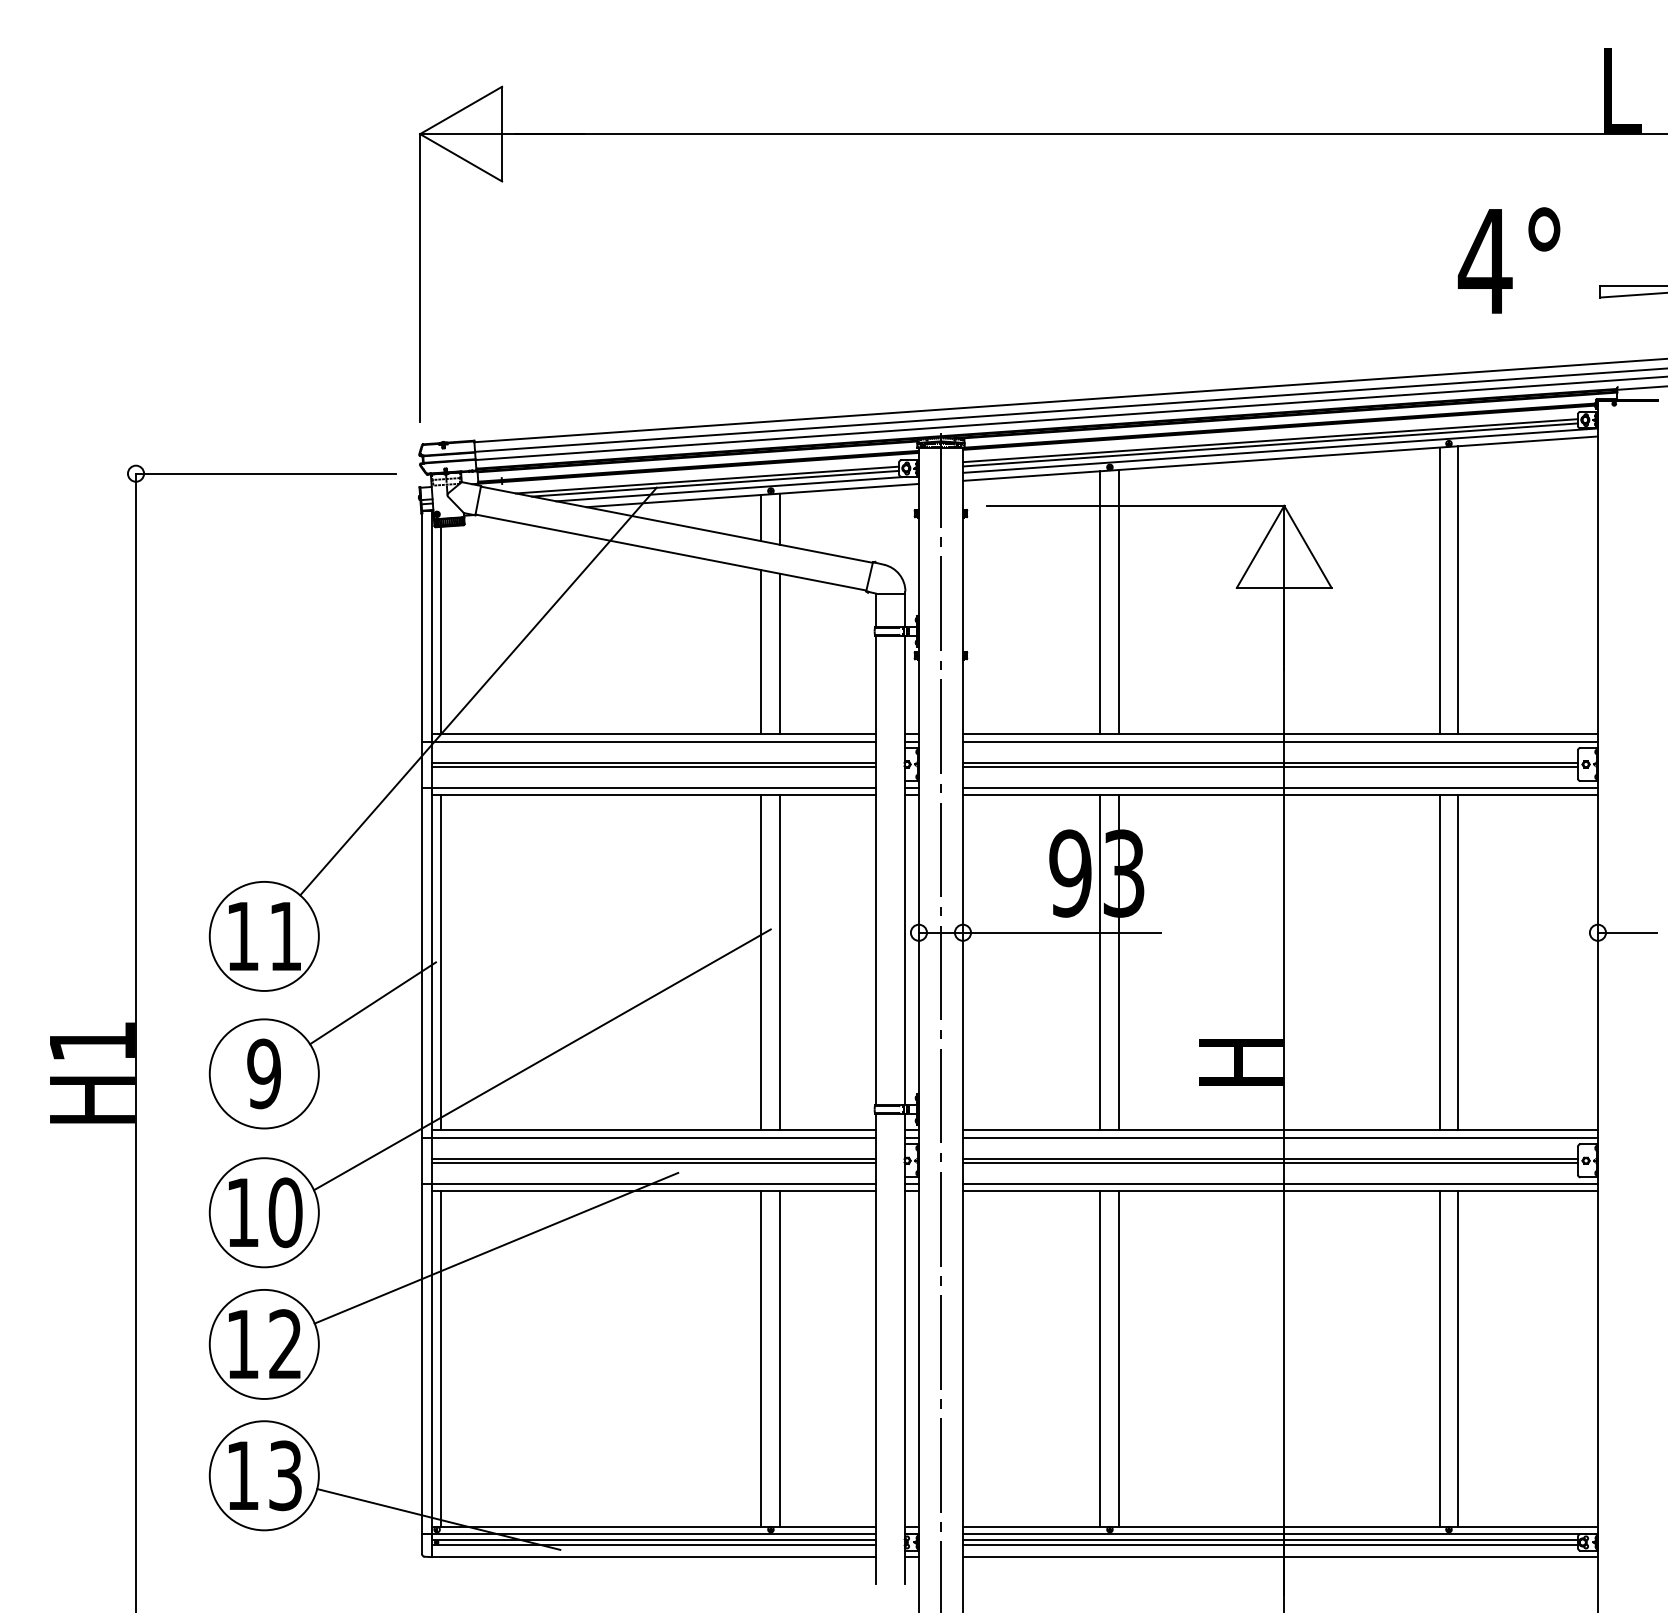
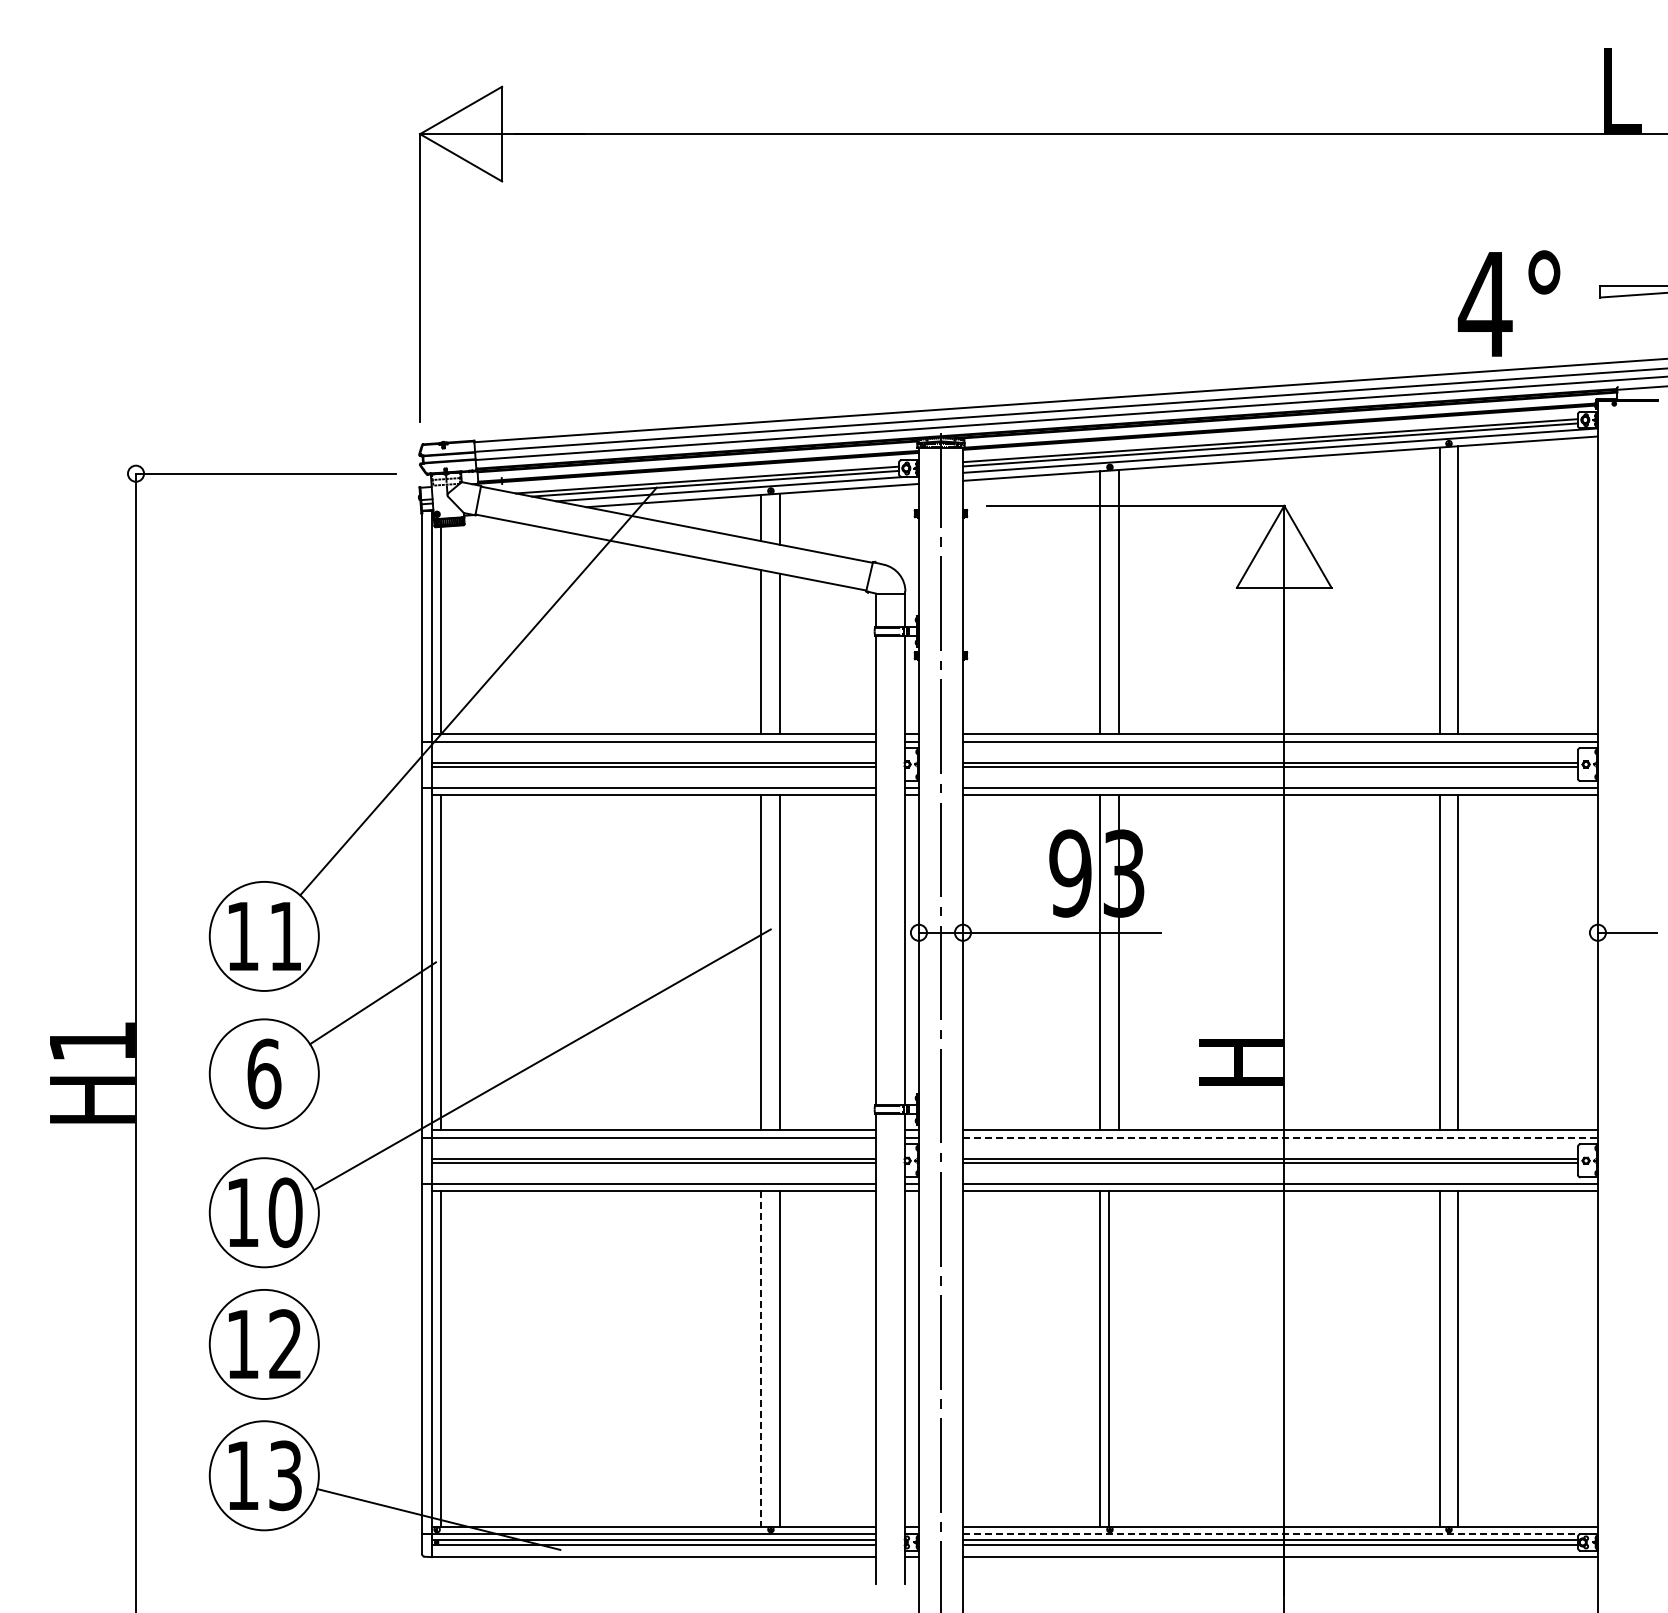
text position: (1508, 260) -> (1508, 303) (1508, 303)
text: 9 -> 6 (264, 1073)
line: solid -> dashed (1280, 1137)
line: present -> none (496, 1247)
line: solid -> dashed (761, 1358)
line position: (1119, 1358) -> (1109, 1358) (1109, 1358)
line: solid -> dashed (1280, 1533)
